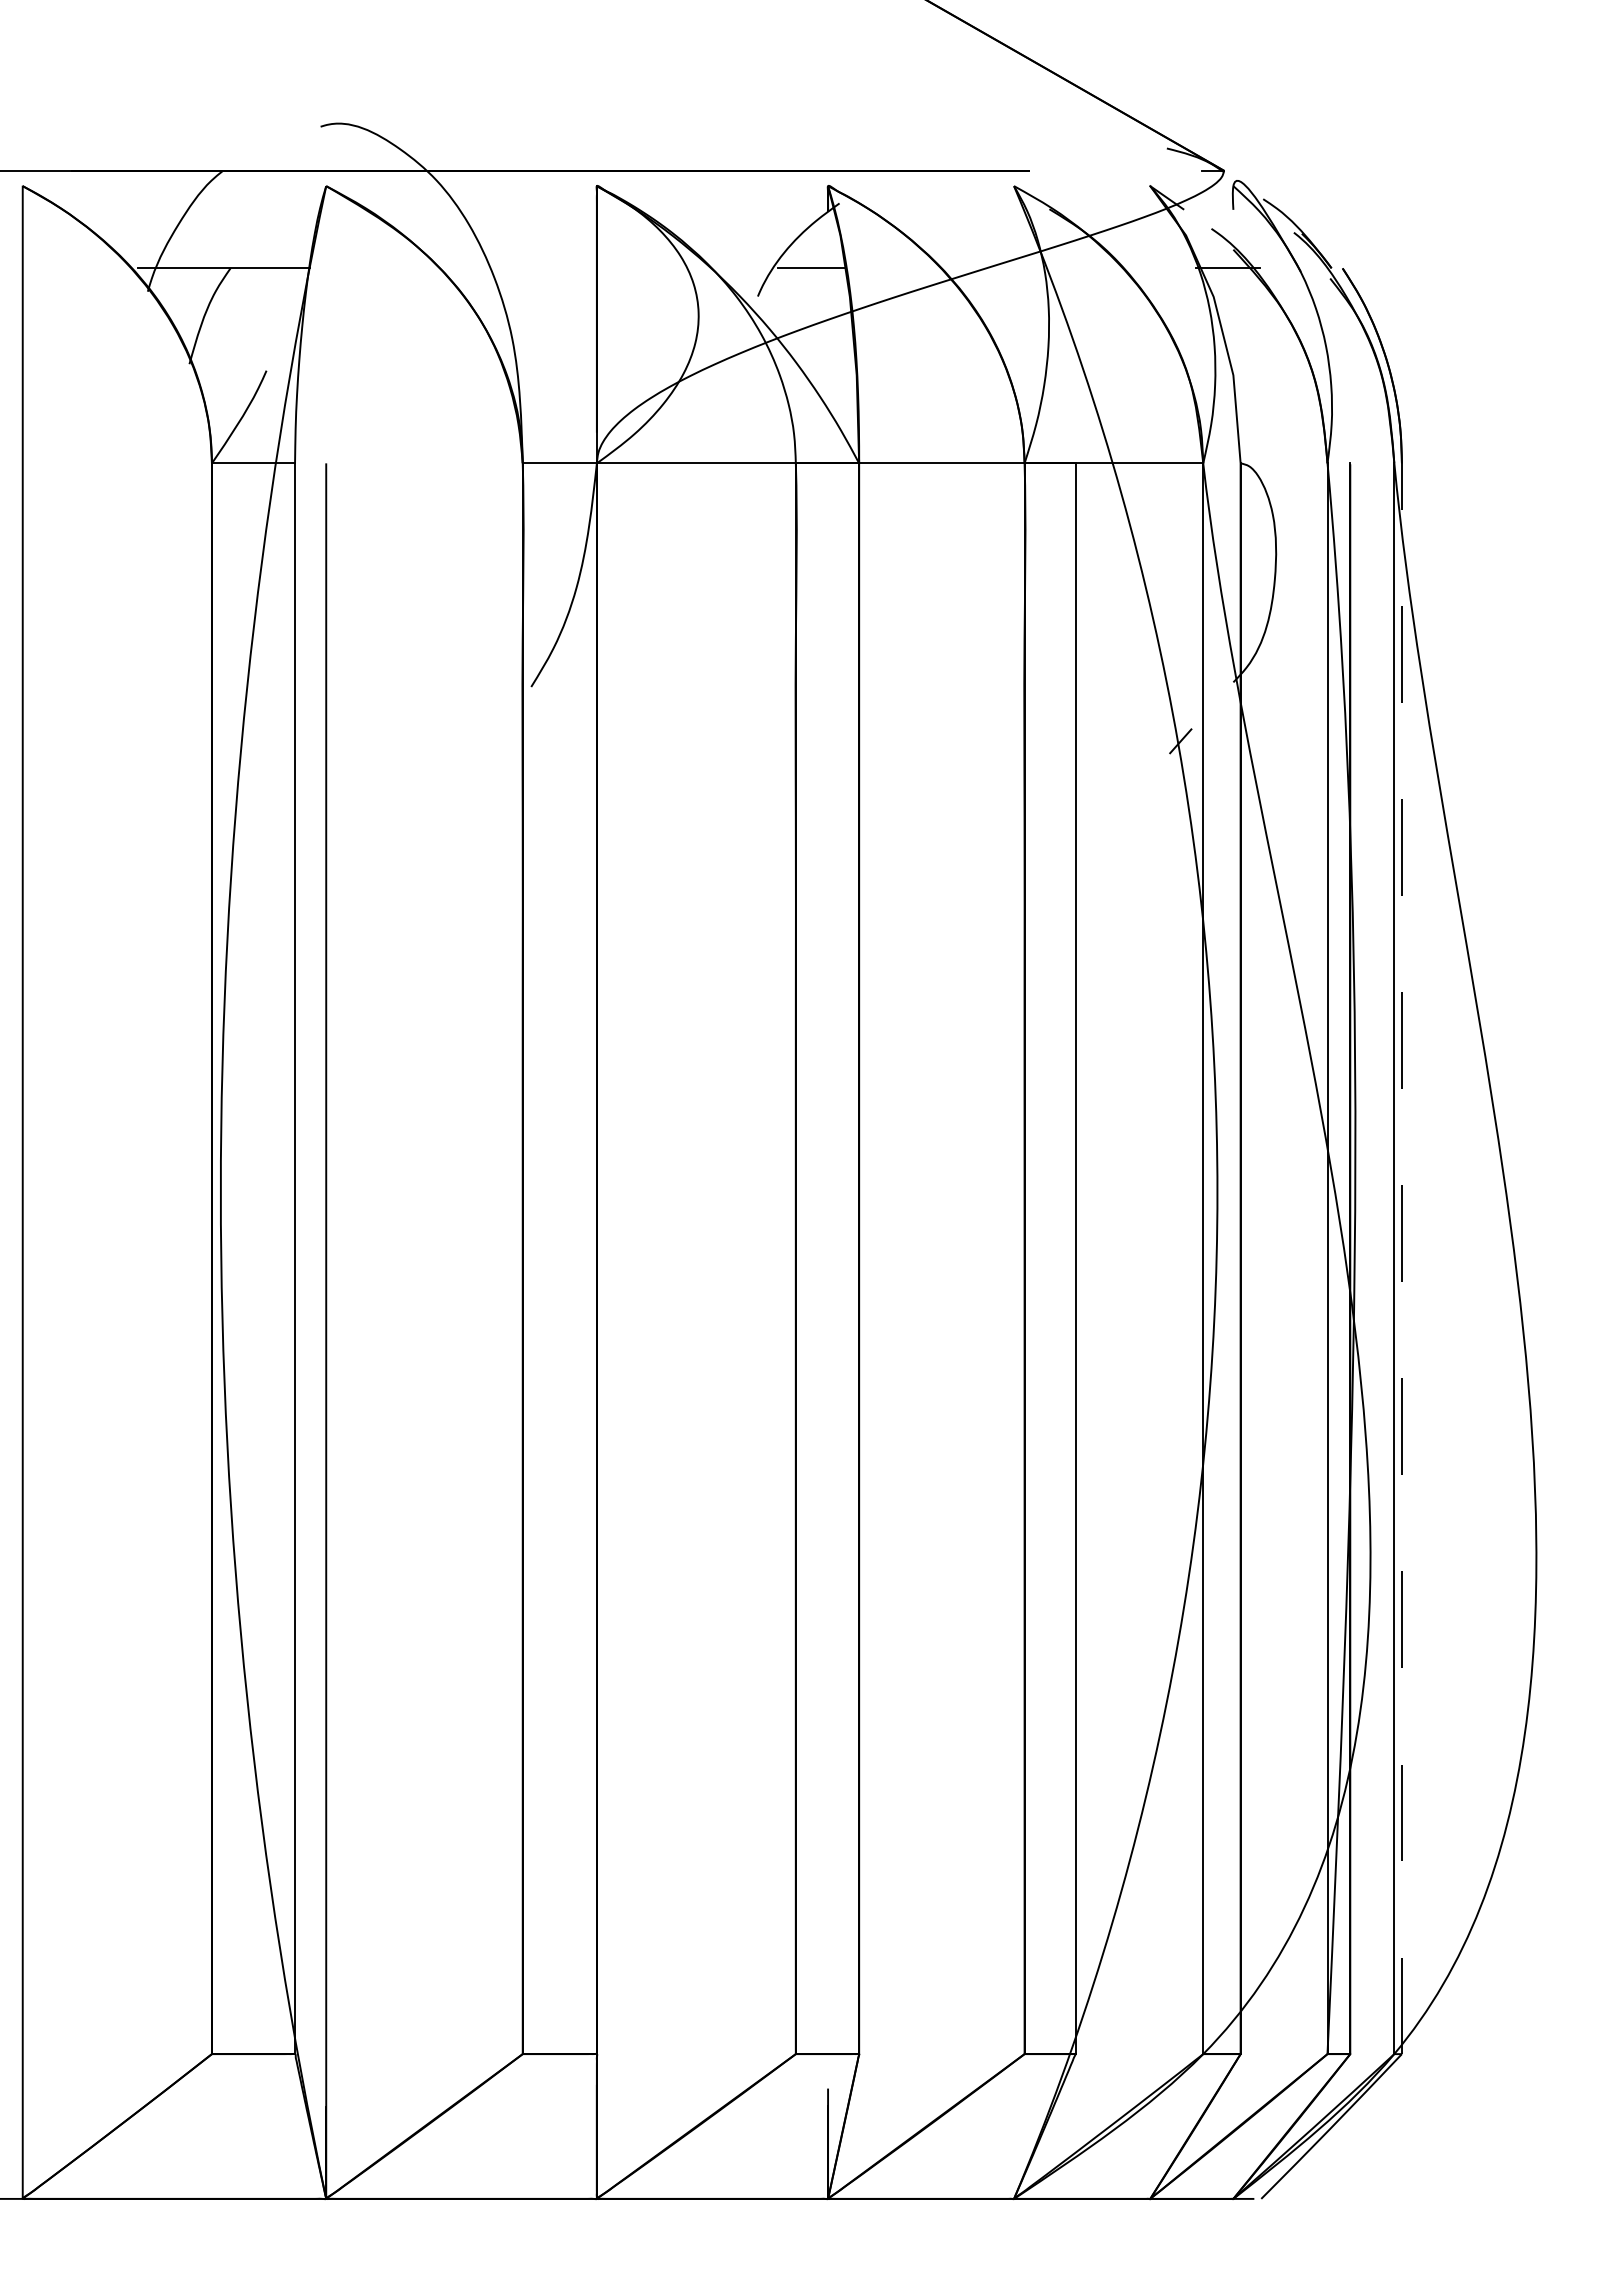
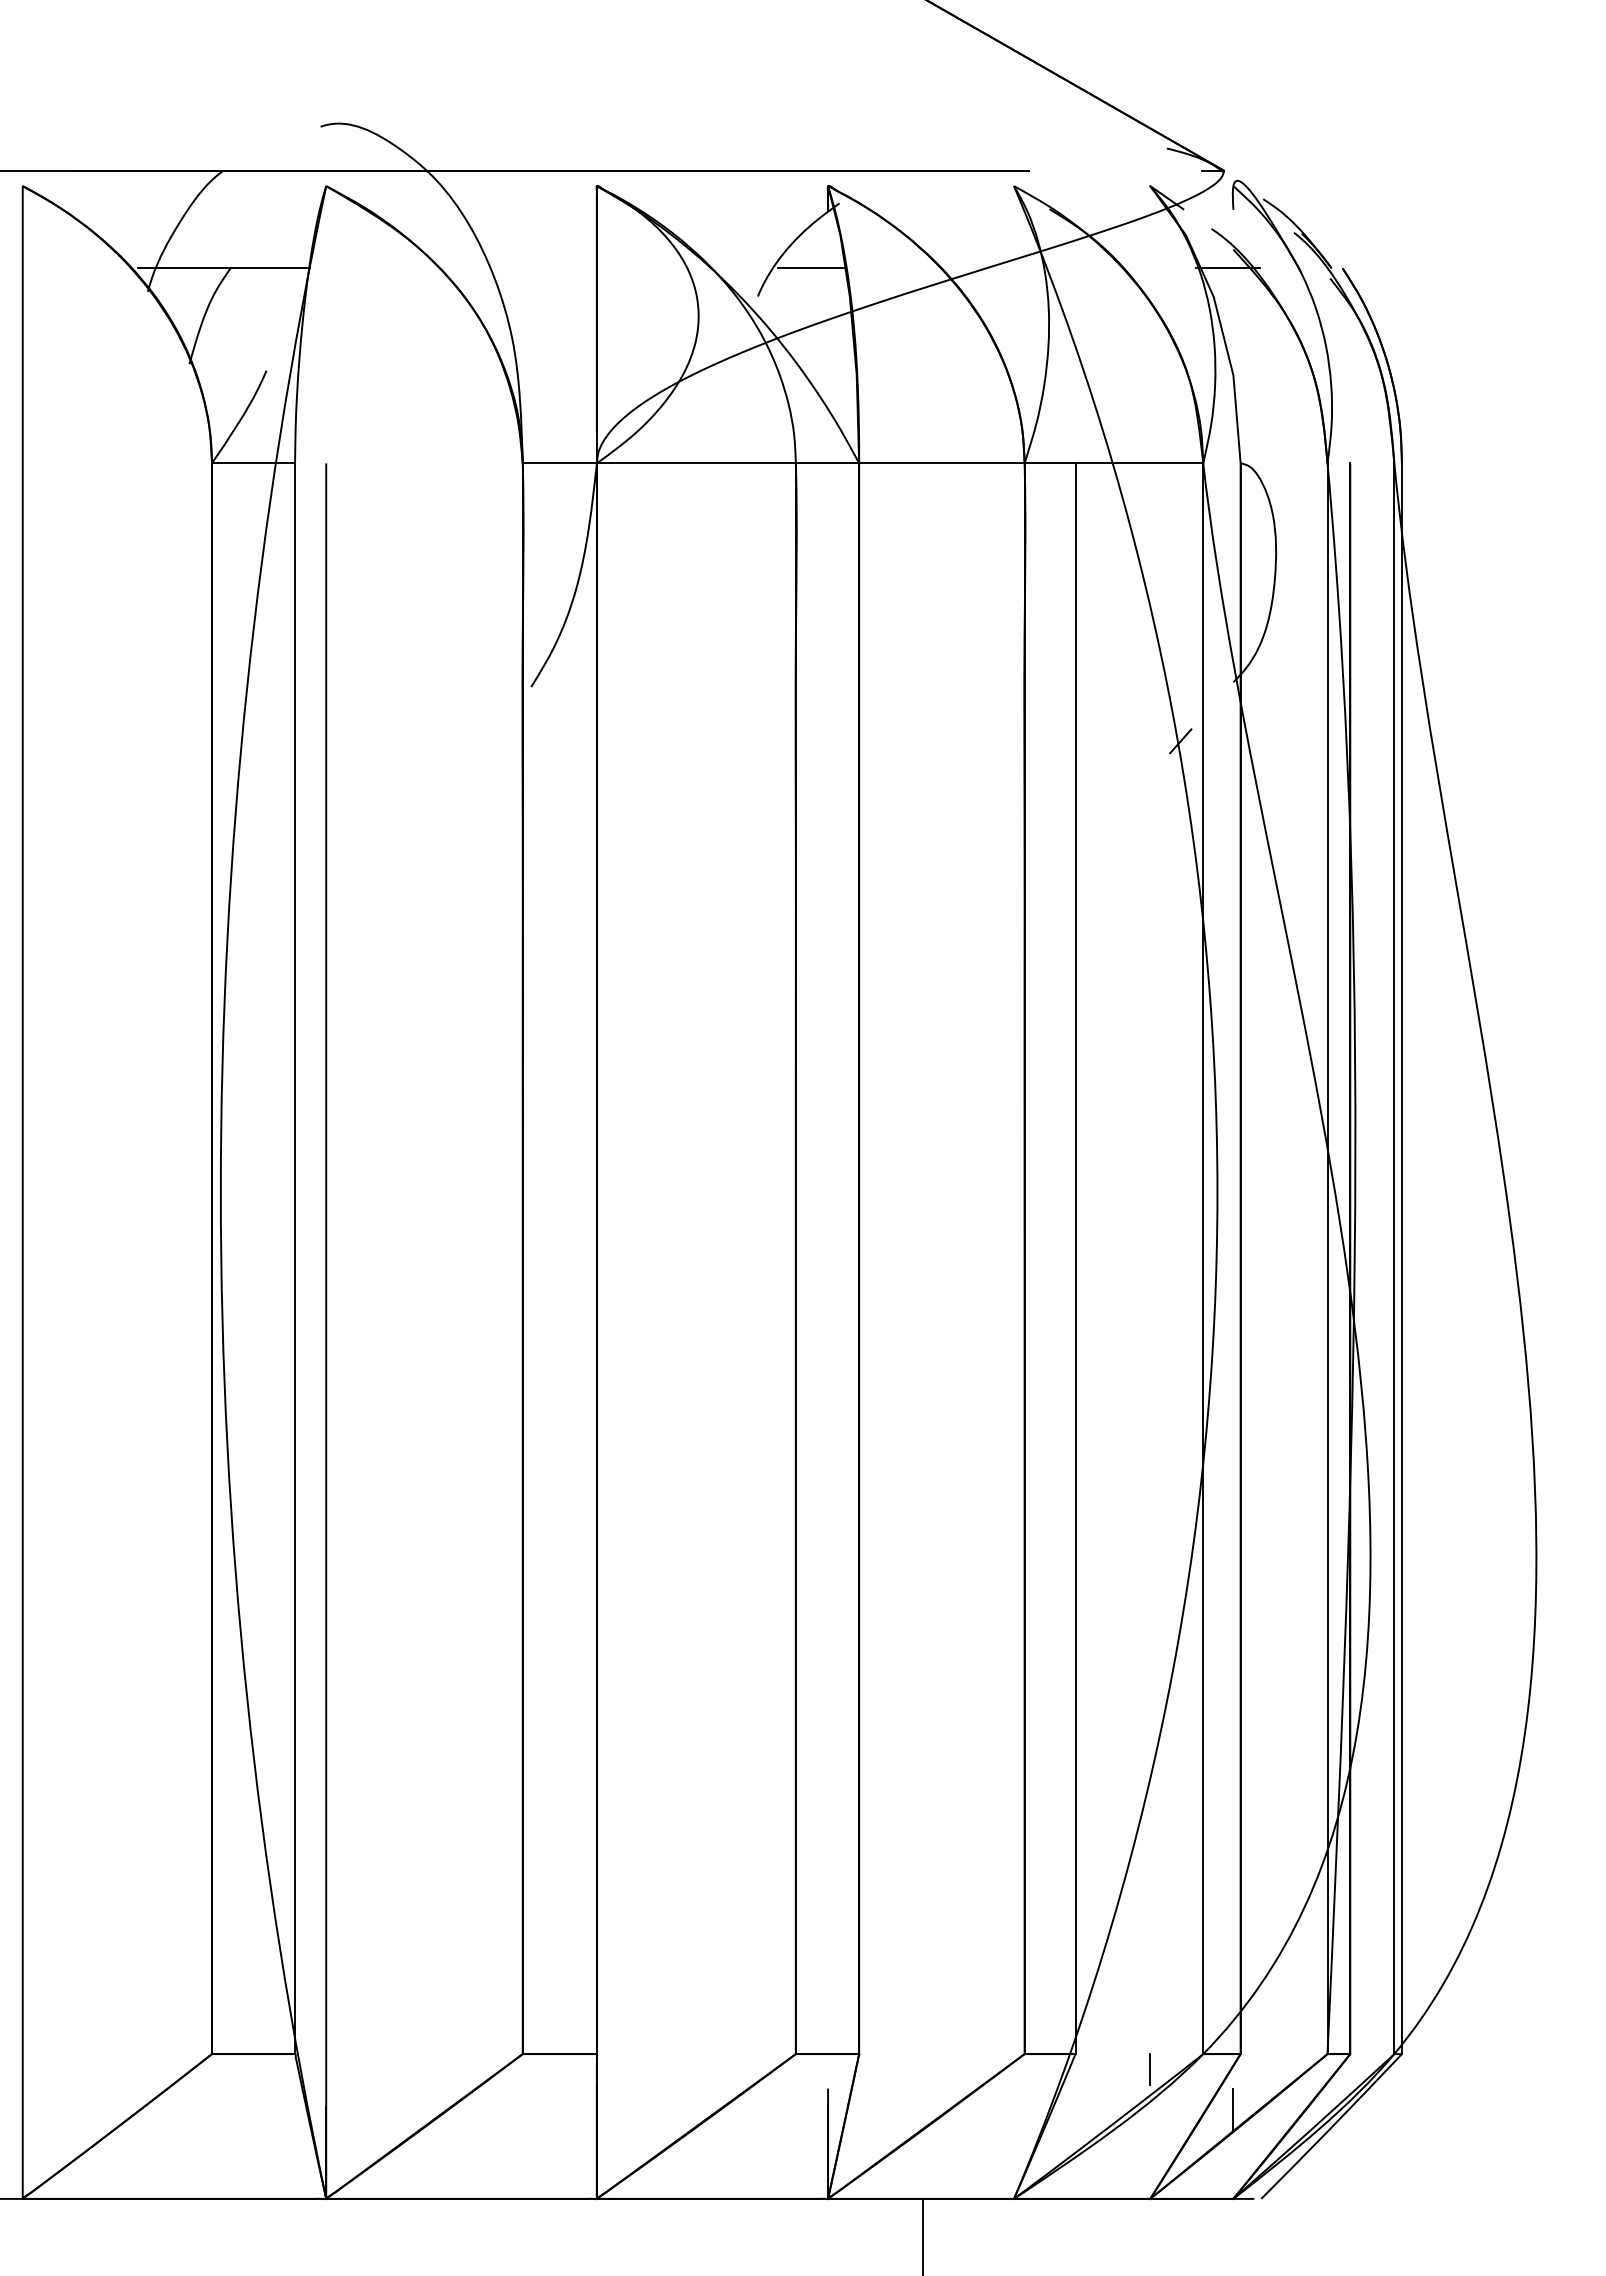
line: dashed -> solid (1401, 1258)
line: none -> present (1150, 2069)
line: none -> present (1233, 2109)
line: none -> present (923, 2235)
